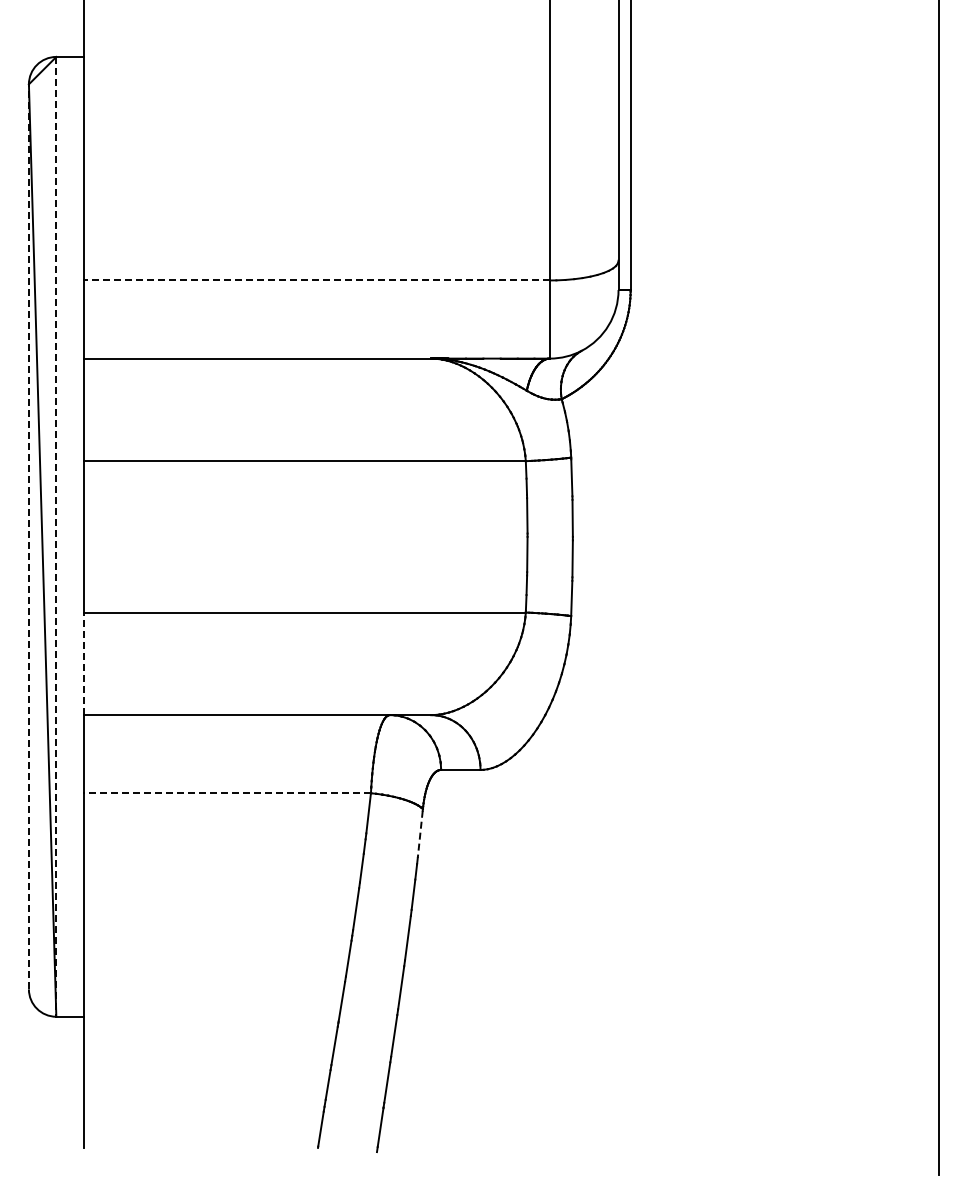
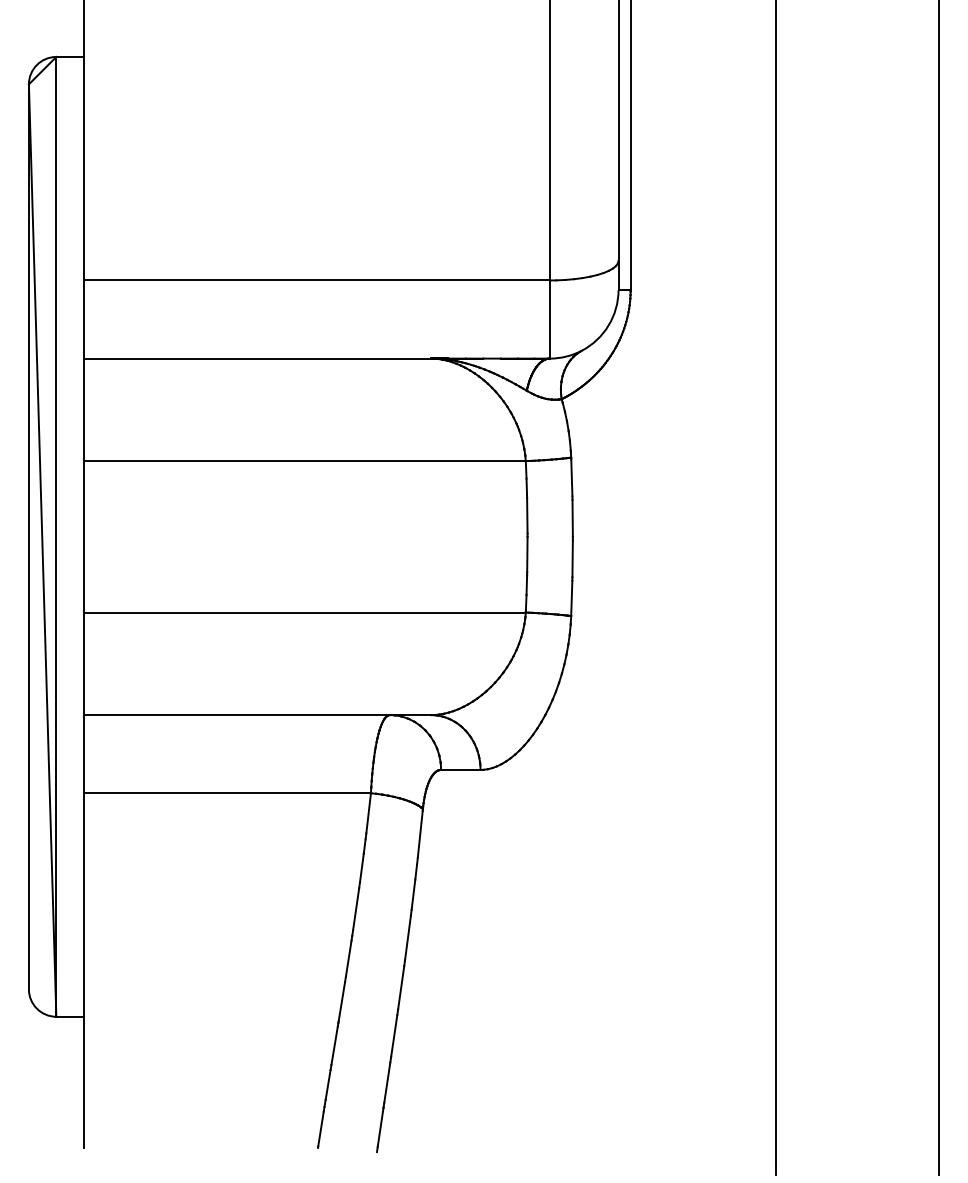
line: dashed -> solid (316, 280)
line: dashed -> solid (28, 536)
line: dashed -> solid (56, 536)
line: none -> present (775, 588)
line: dashed -> solid (83, 663)
line: dashed -> solid (227, 793)
line: dashed -> solid (420, 834)
